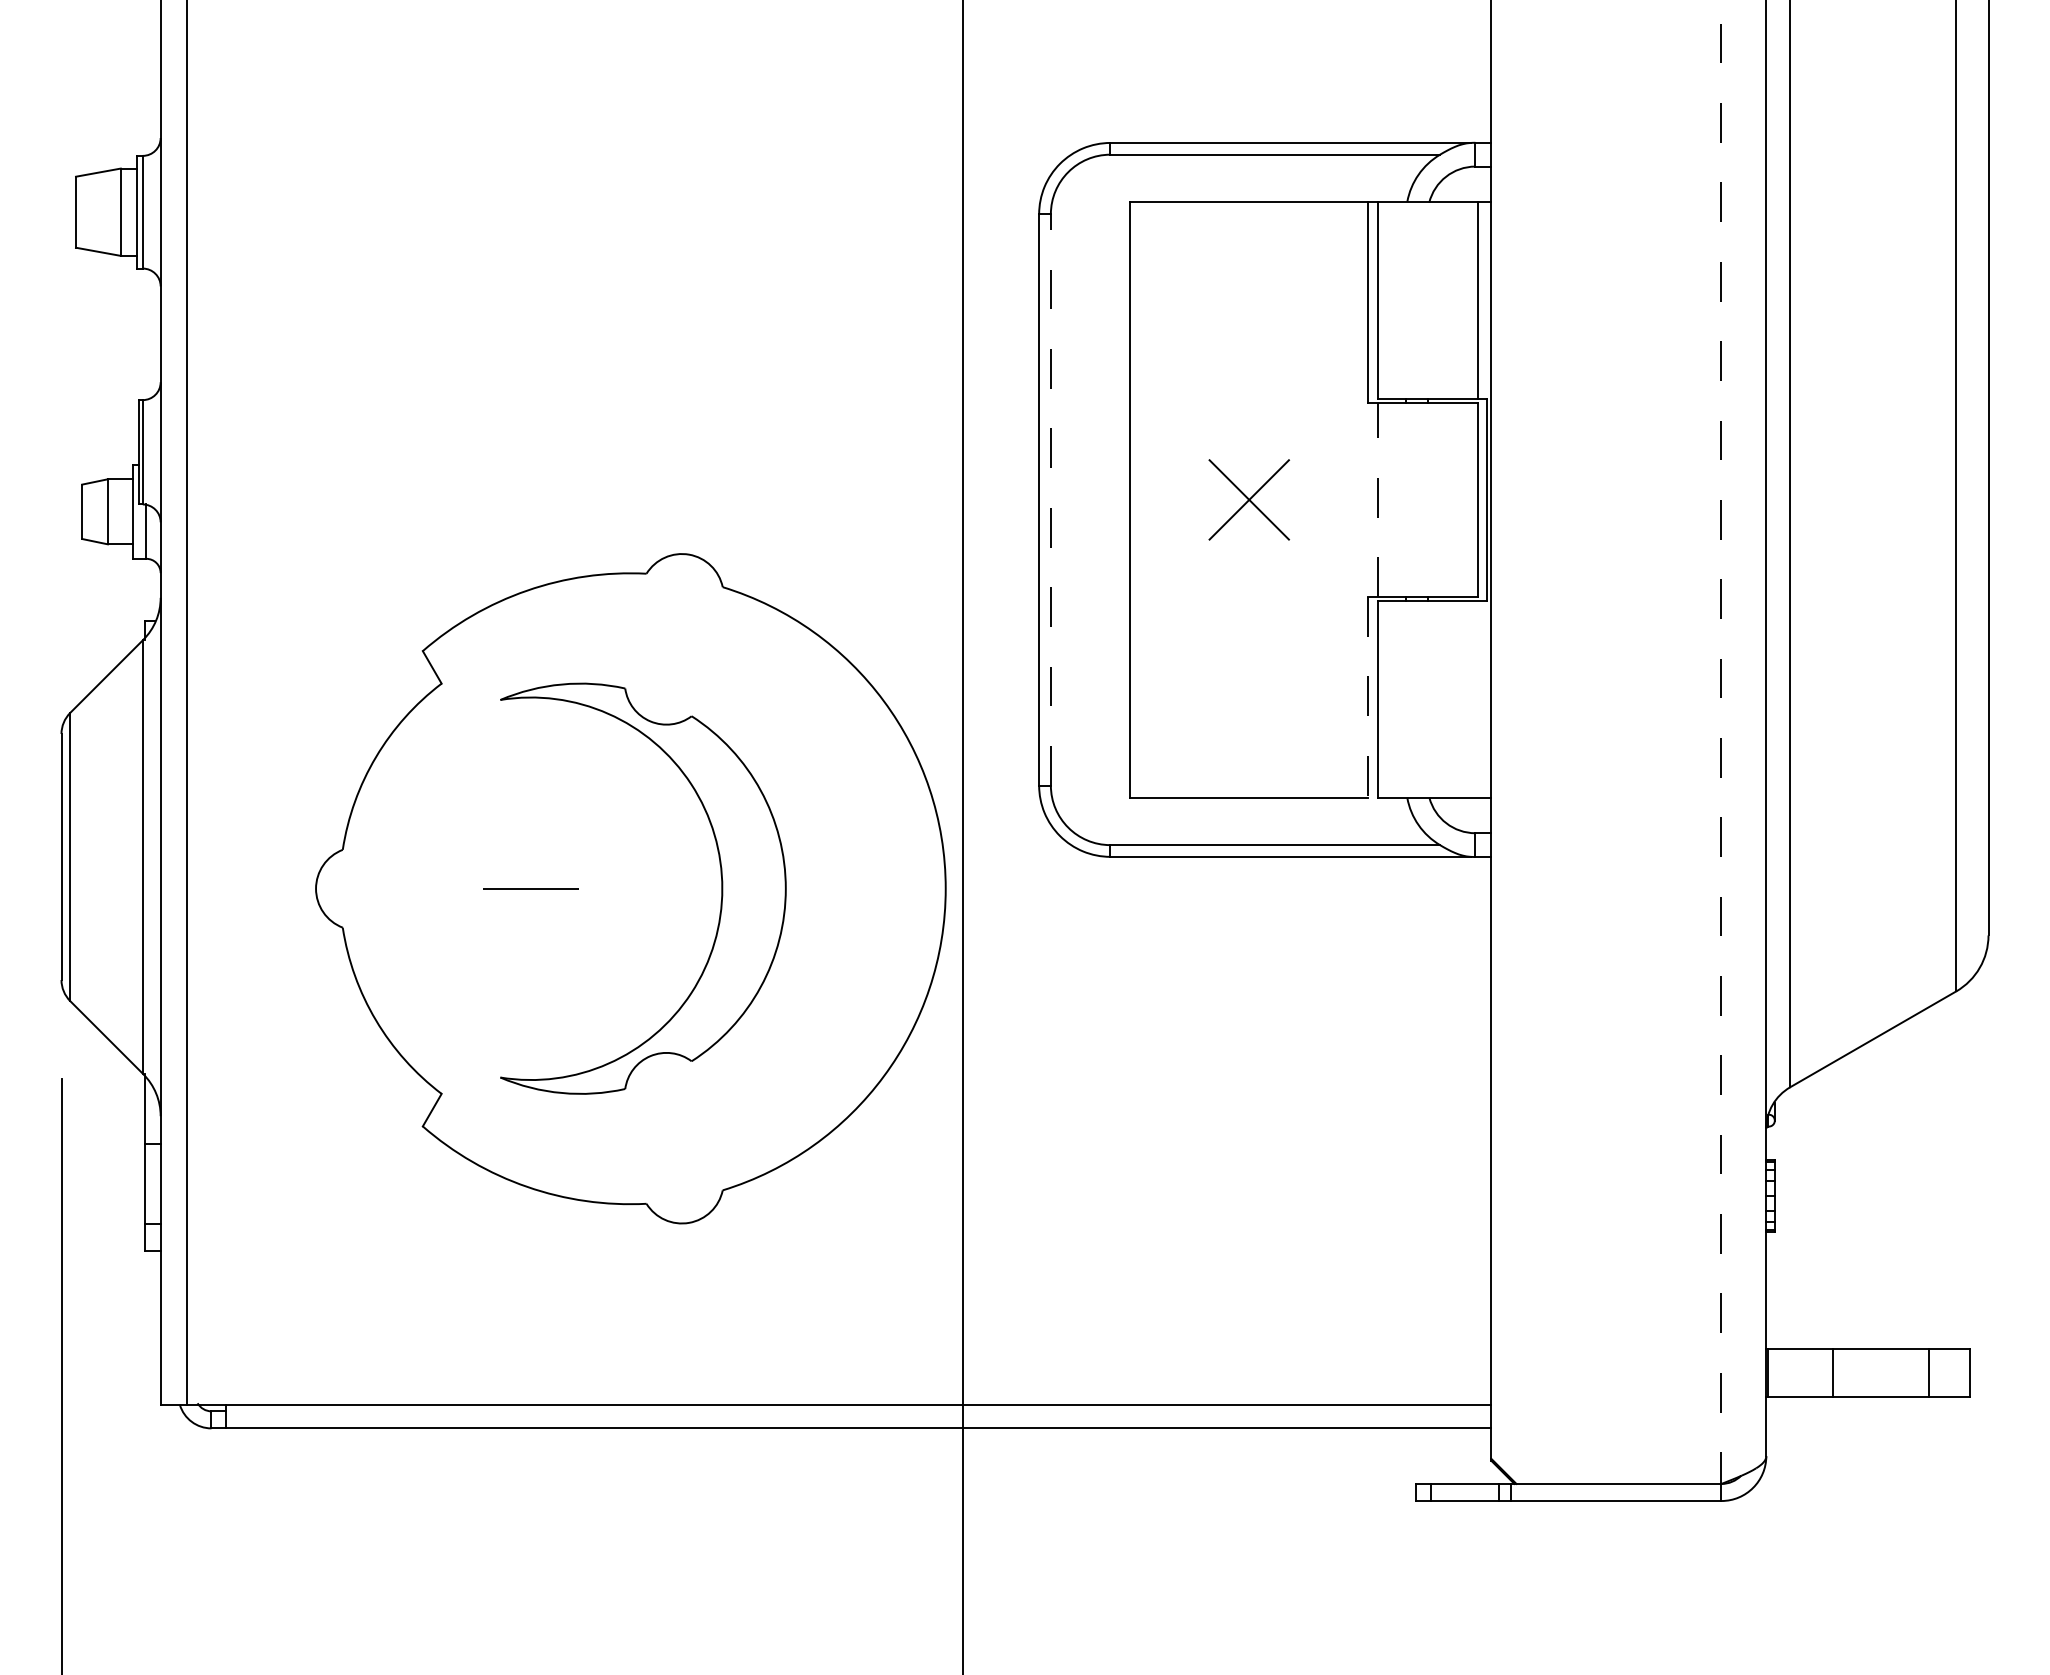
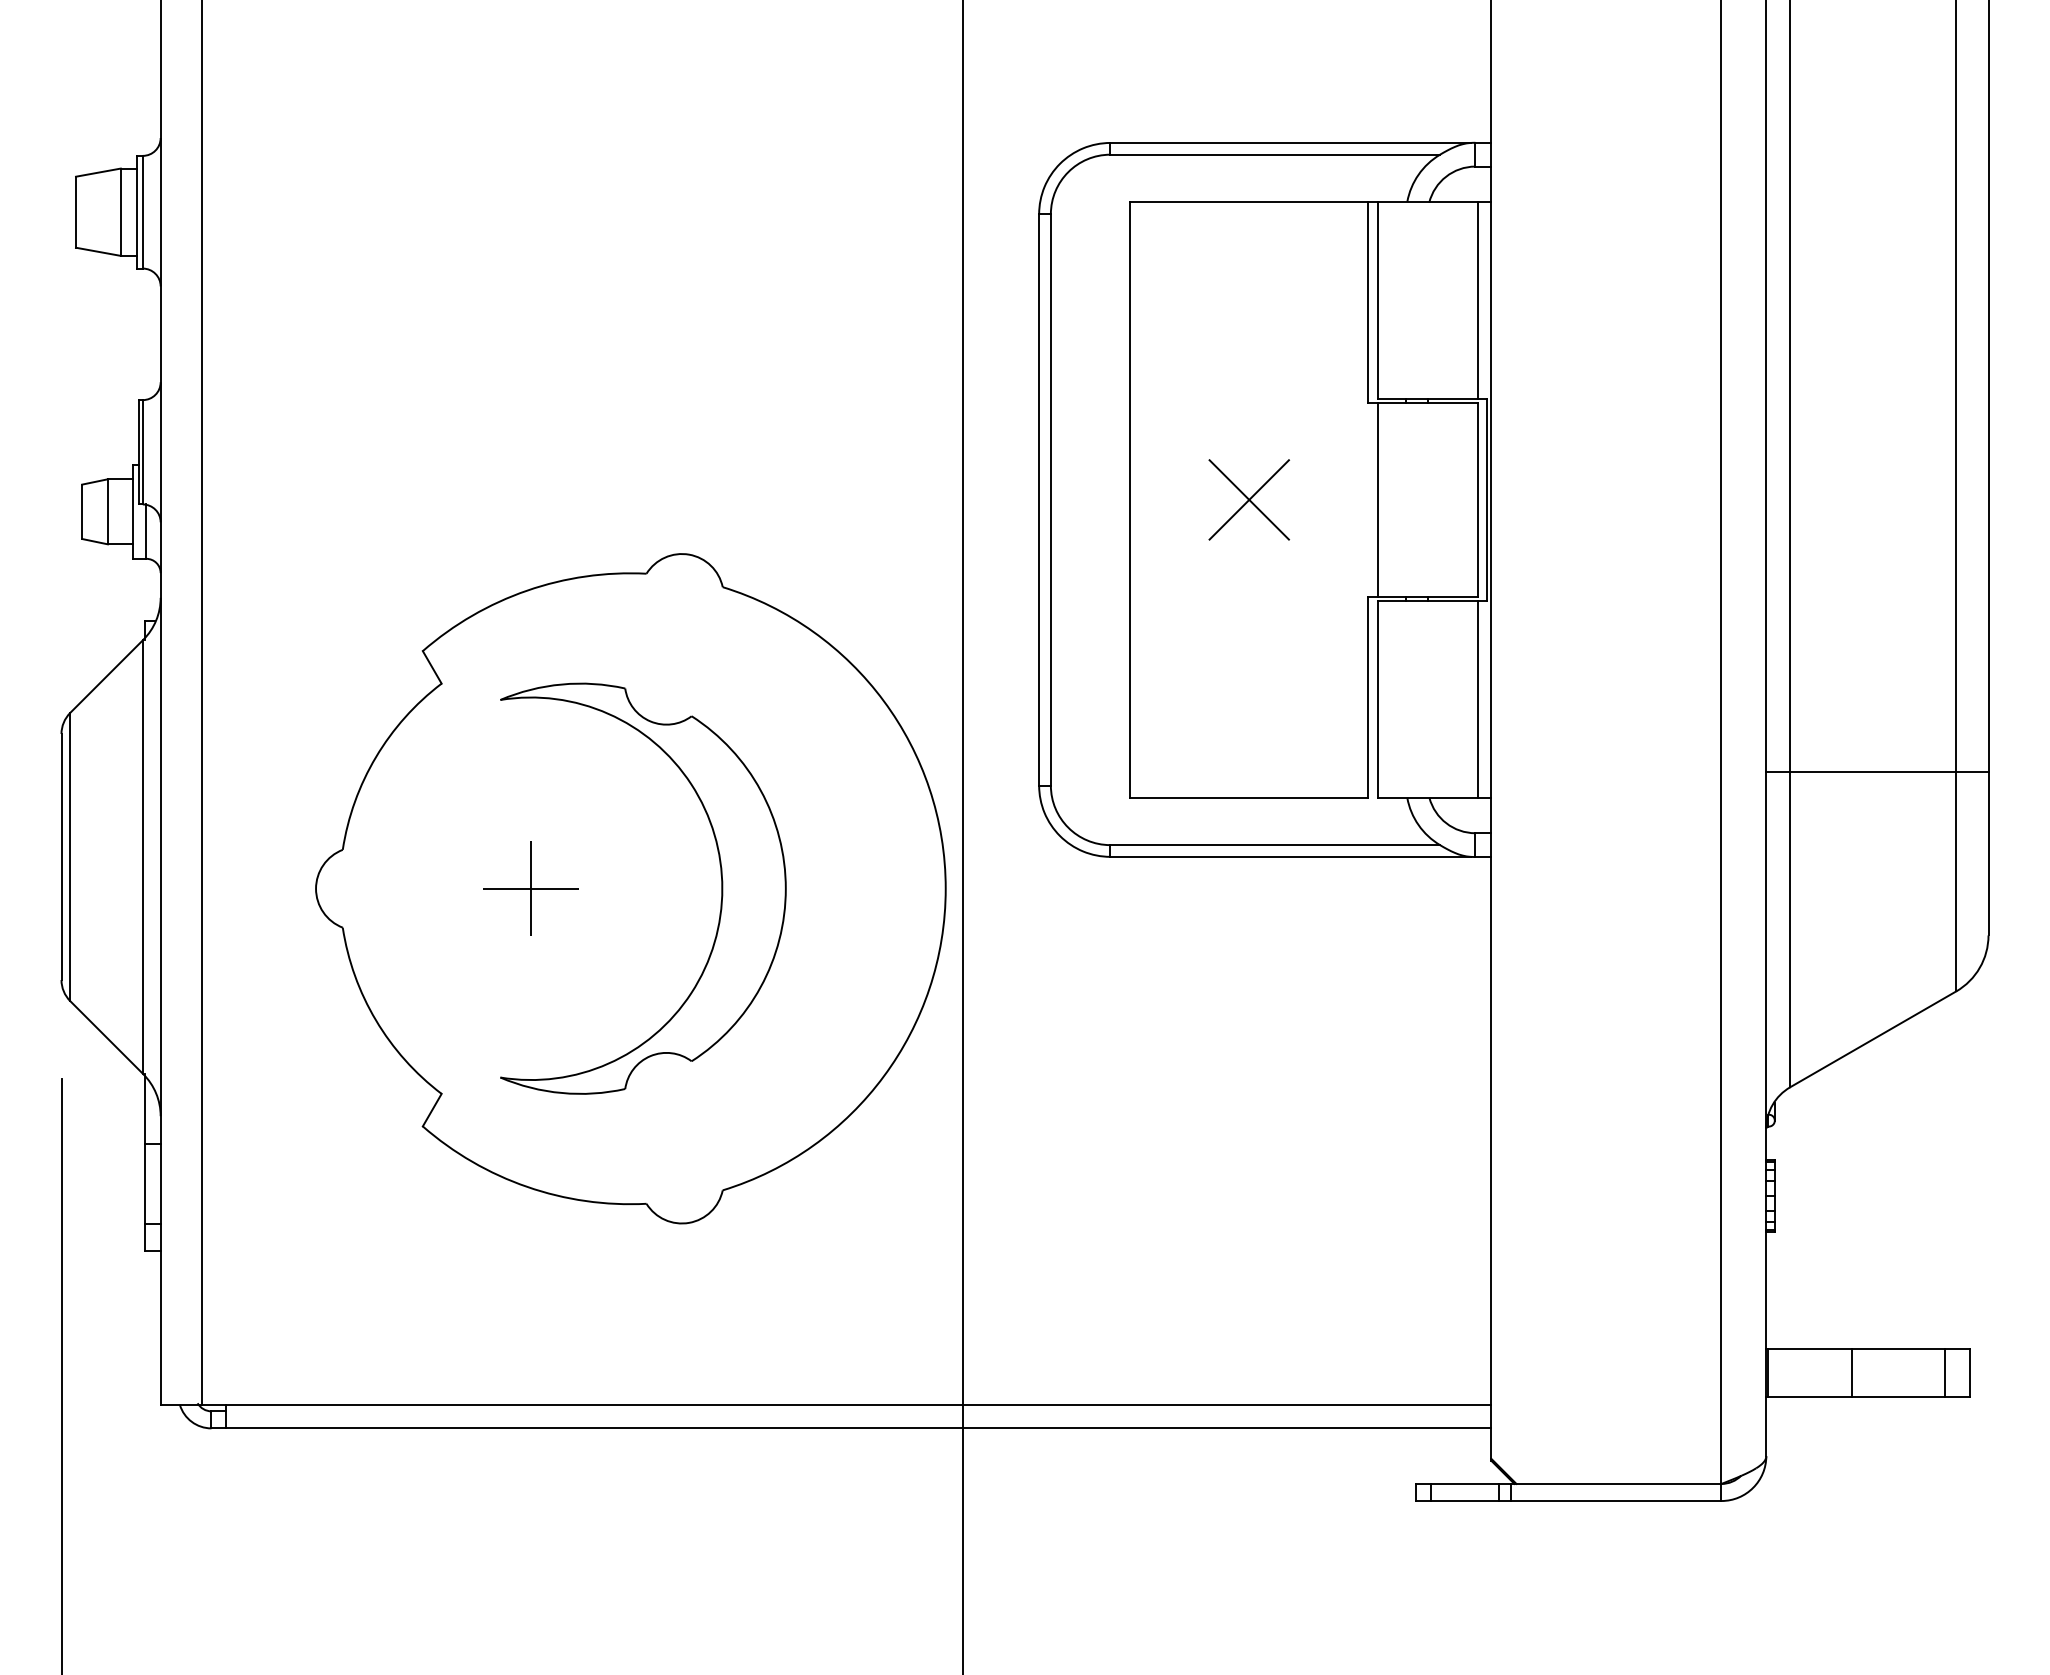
line: dashed -> solid (1050, 499)
line: dashed -> solid (1377, 499)
line: dashed -> solid (1368, 697)
line: none -> present (1478, 699)
line position: (187, 703) -> (202, 703) (202, 703)
line: dashed -> solid (1721, 742)
line: none -> present (1877, 772)
line: none -> present (531, 888)
line position: (1832, 1373) -> (1851, 1373) (1851, 1373)
line position: (1928, 1373) -> (1944, 1373) (1944, 1373)
